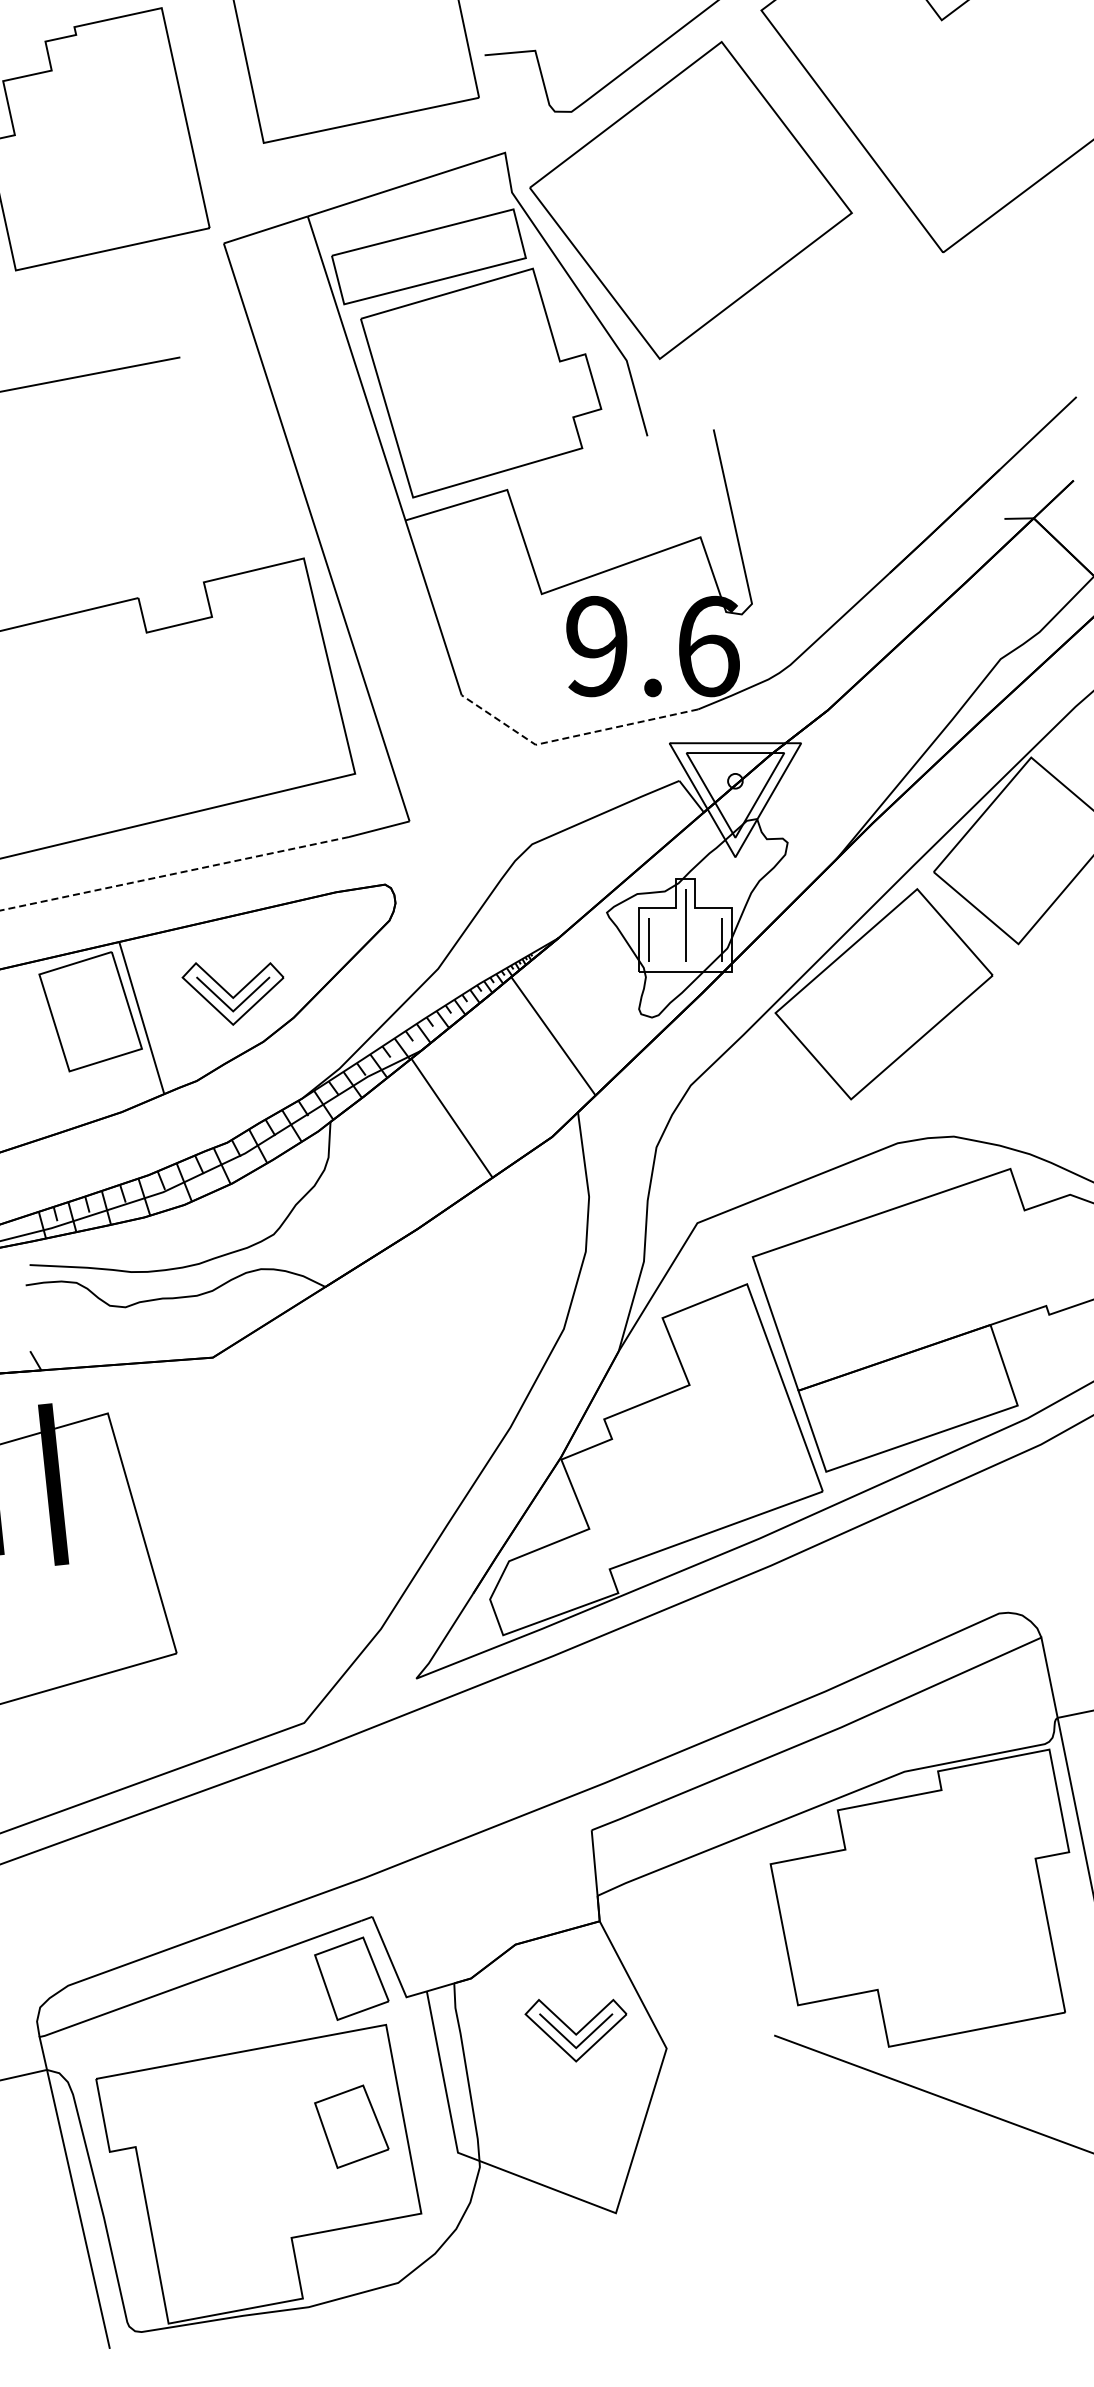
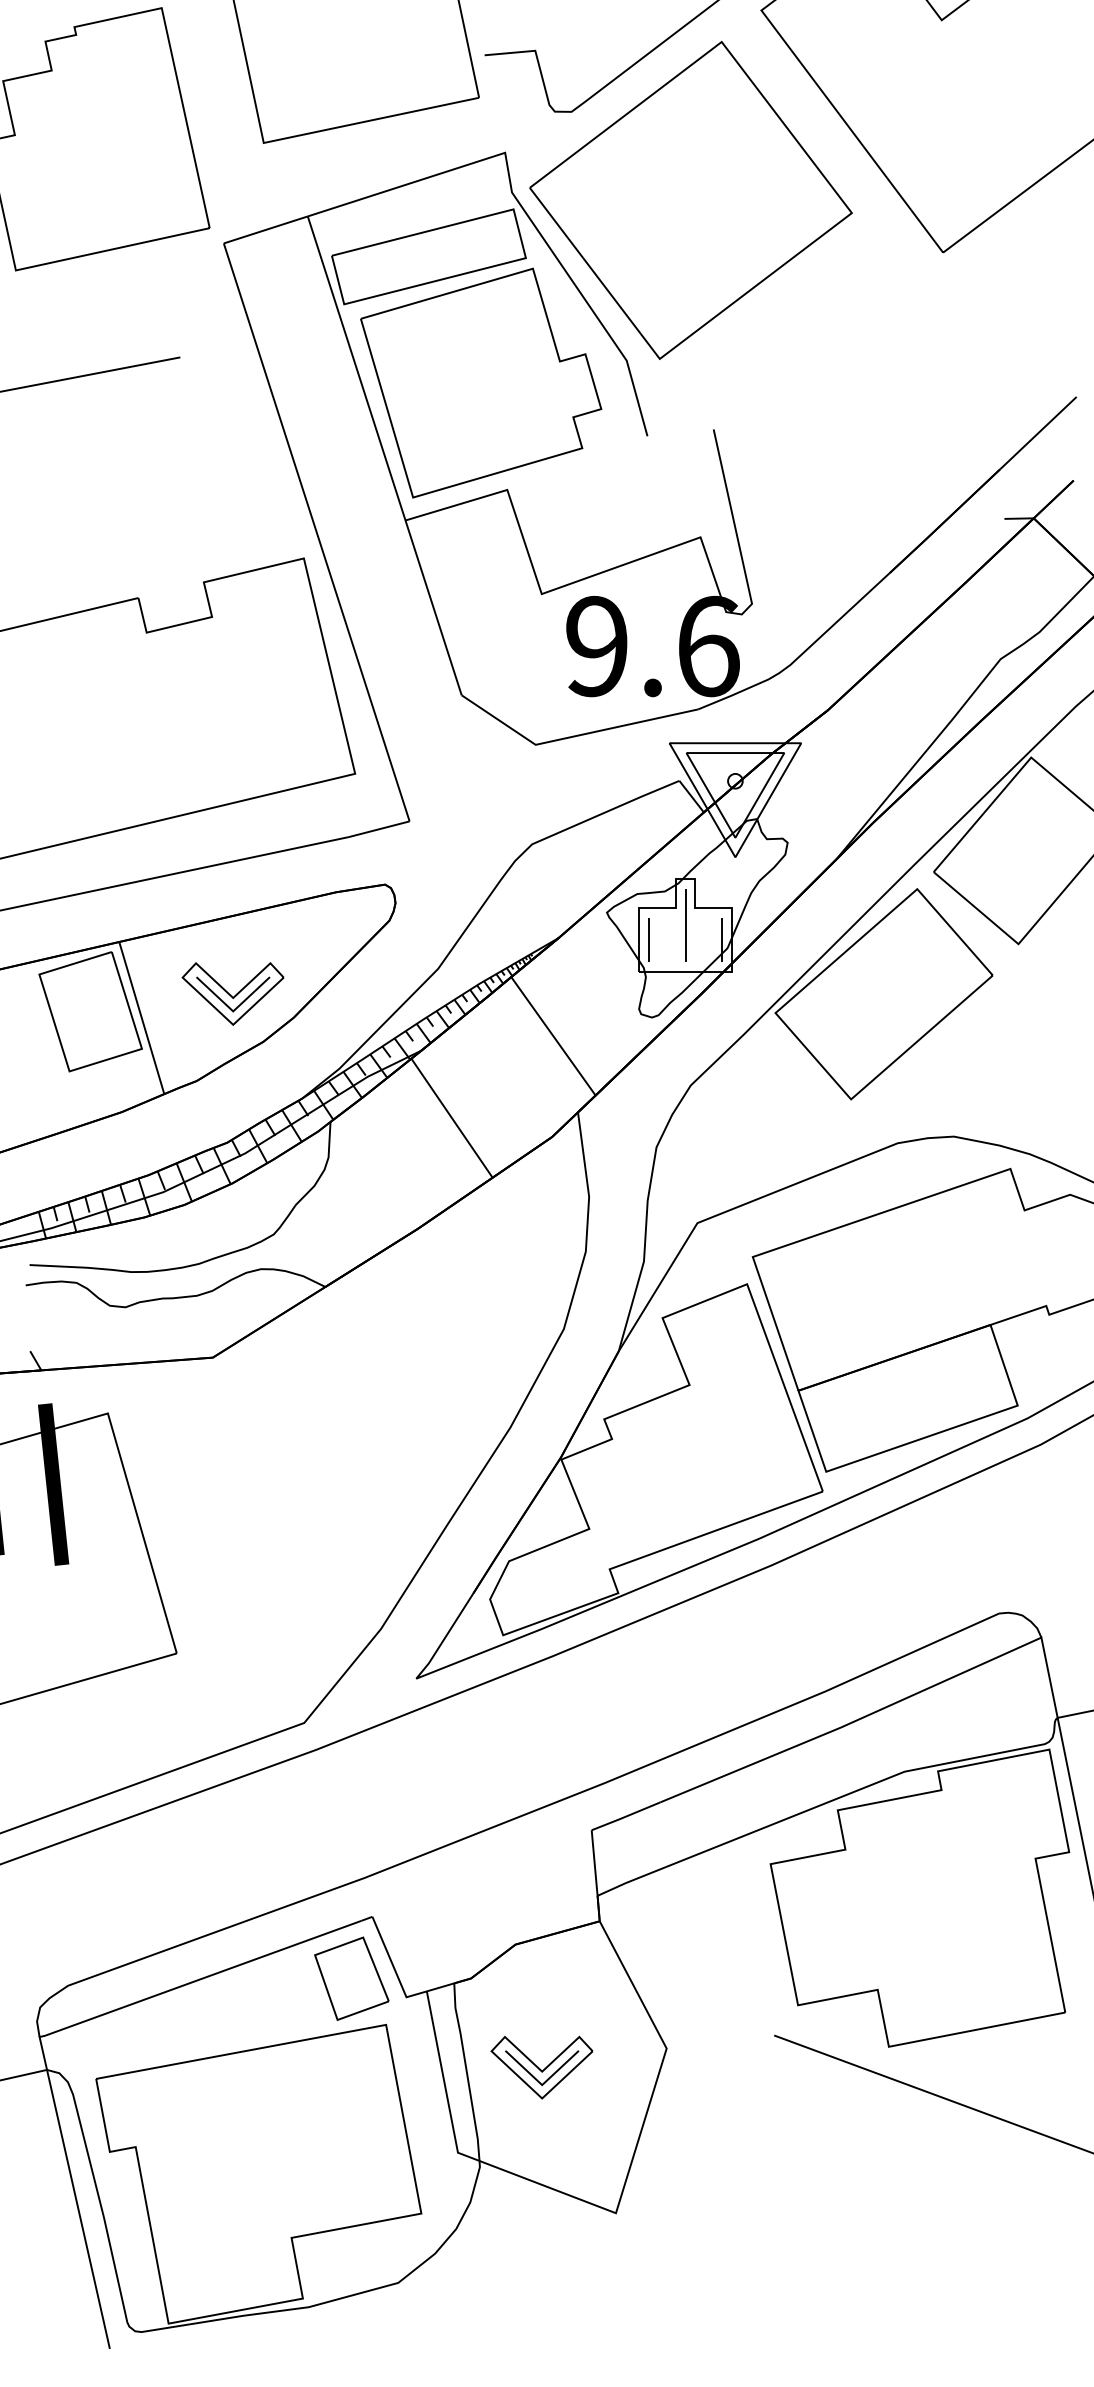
line: dashed -> solid (572, 736)
line: dashed -> solid (174, 873)
part position: (575, 2030) -> (541, 2067) (541, 2067)
part: present -> none (351, 2126)
